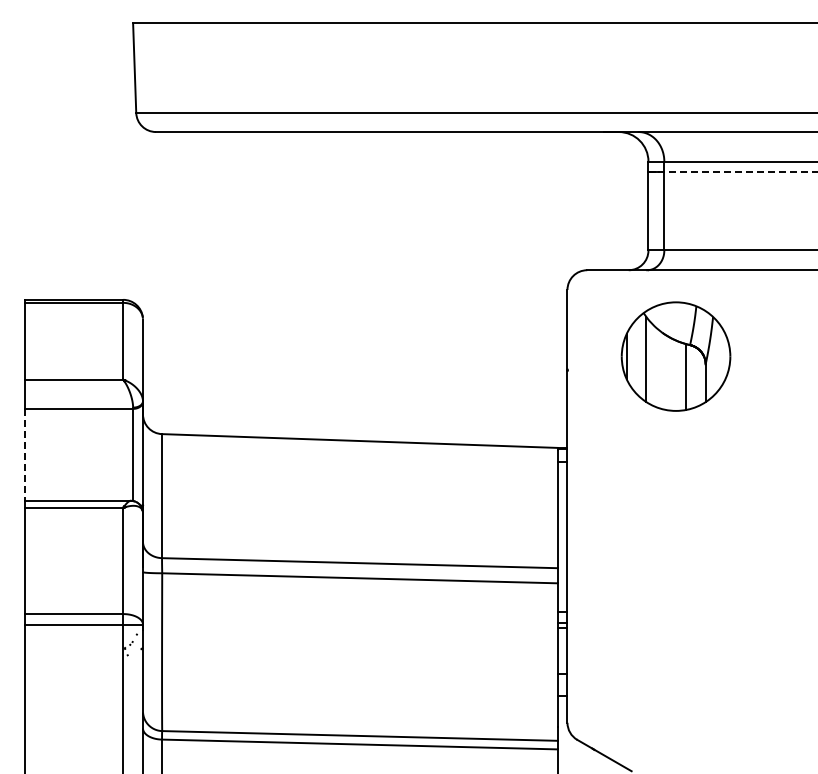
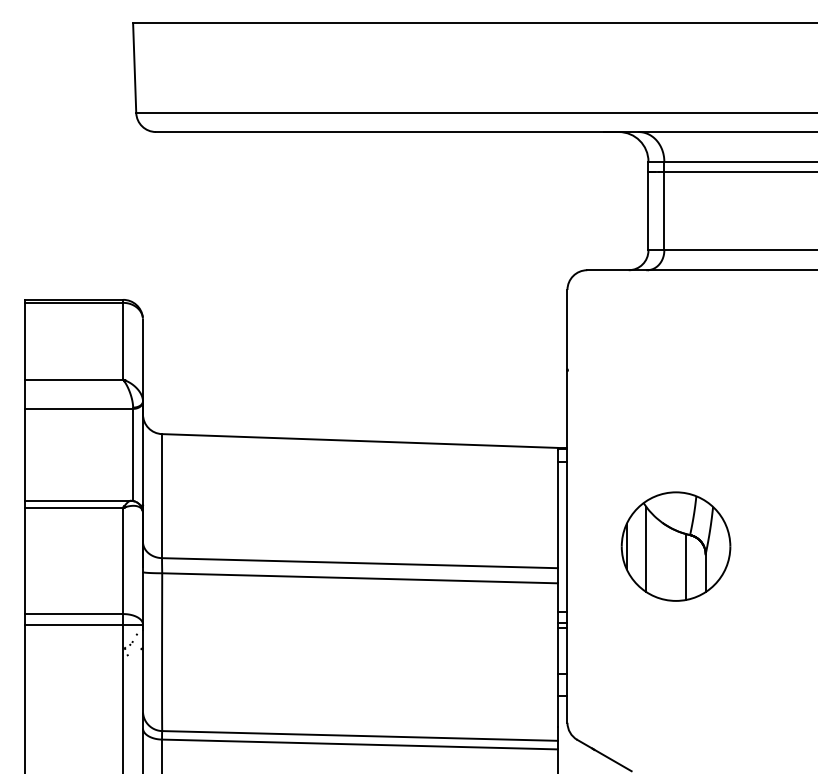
line: dashed -> solid (740, 171)
part position: (675, 356) -> (675, 546) (675, 546)
line: dashed -> solid (24, 454)
